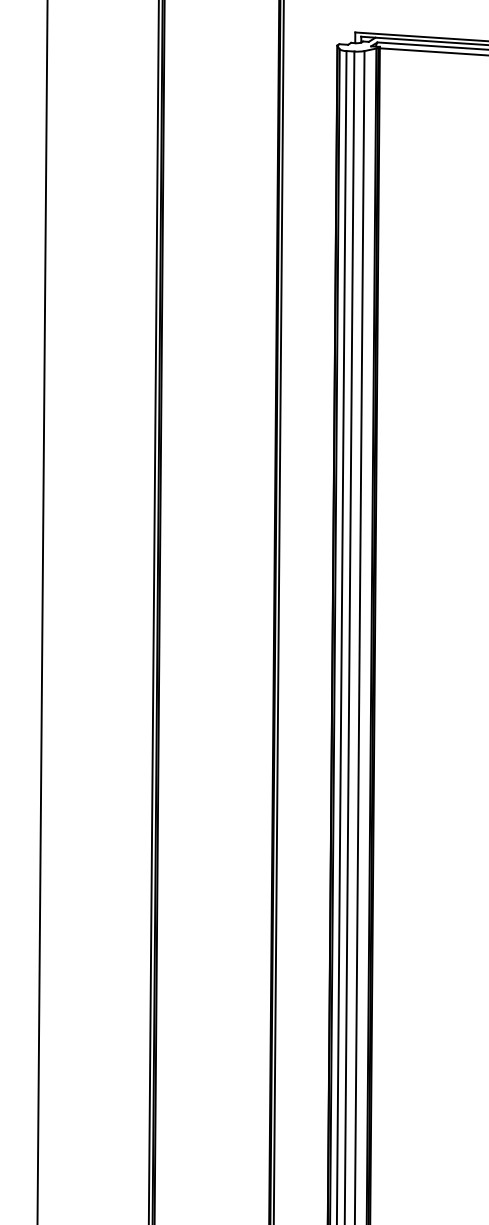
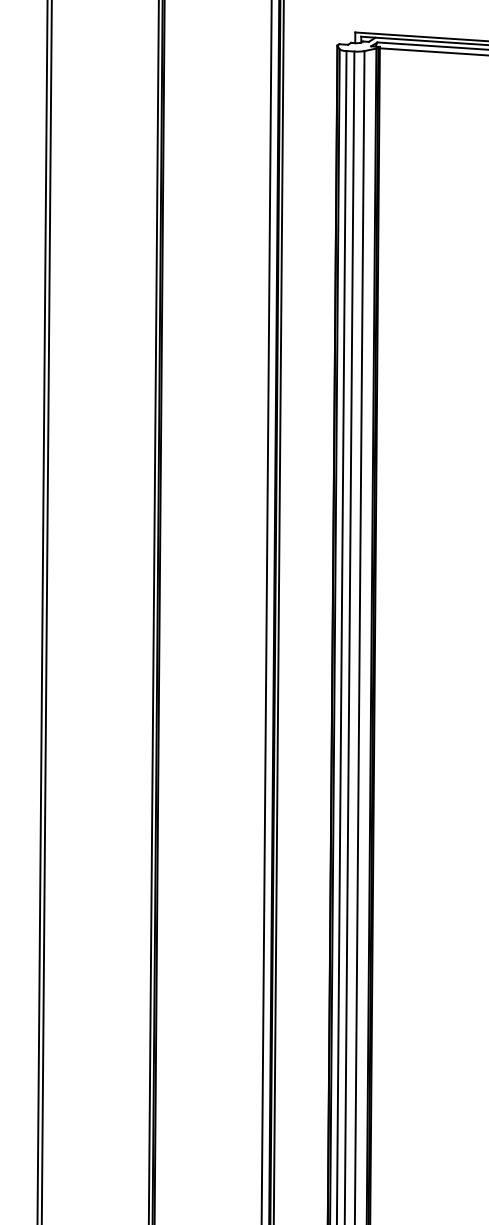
line: none -> present (46, 611)
line: none -> present (266, 611)
